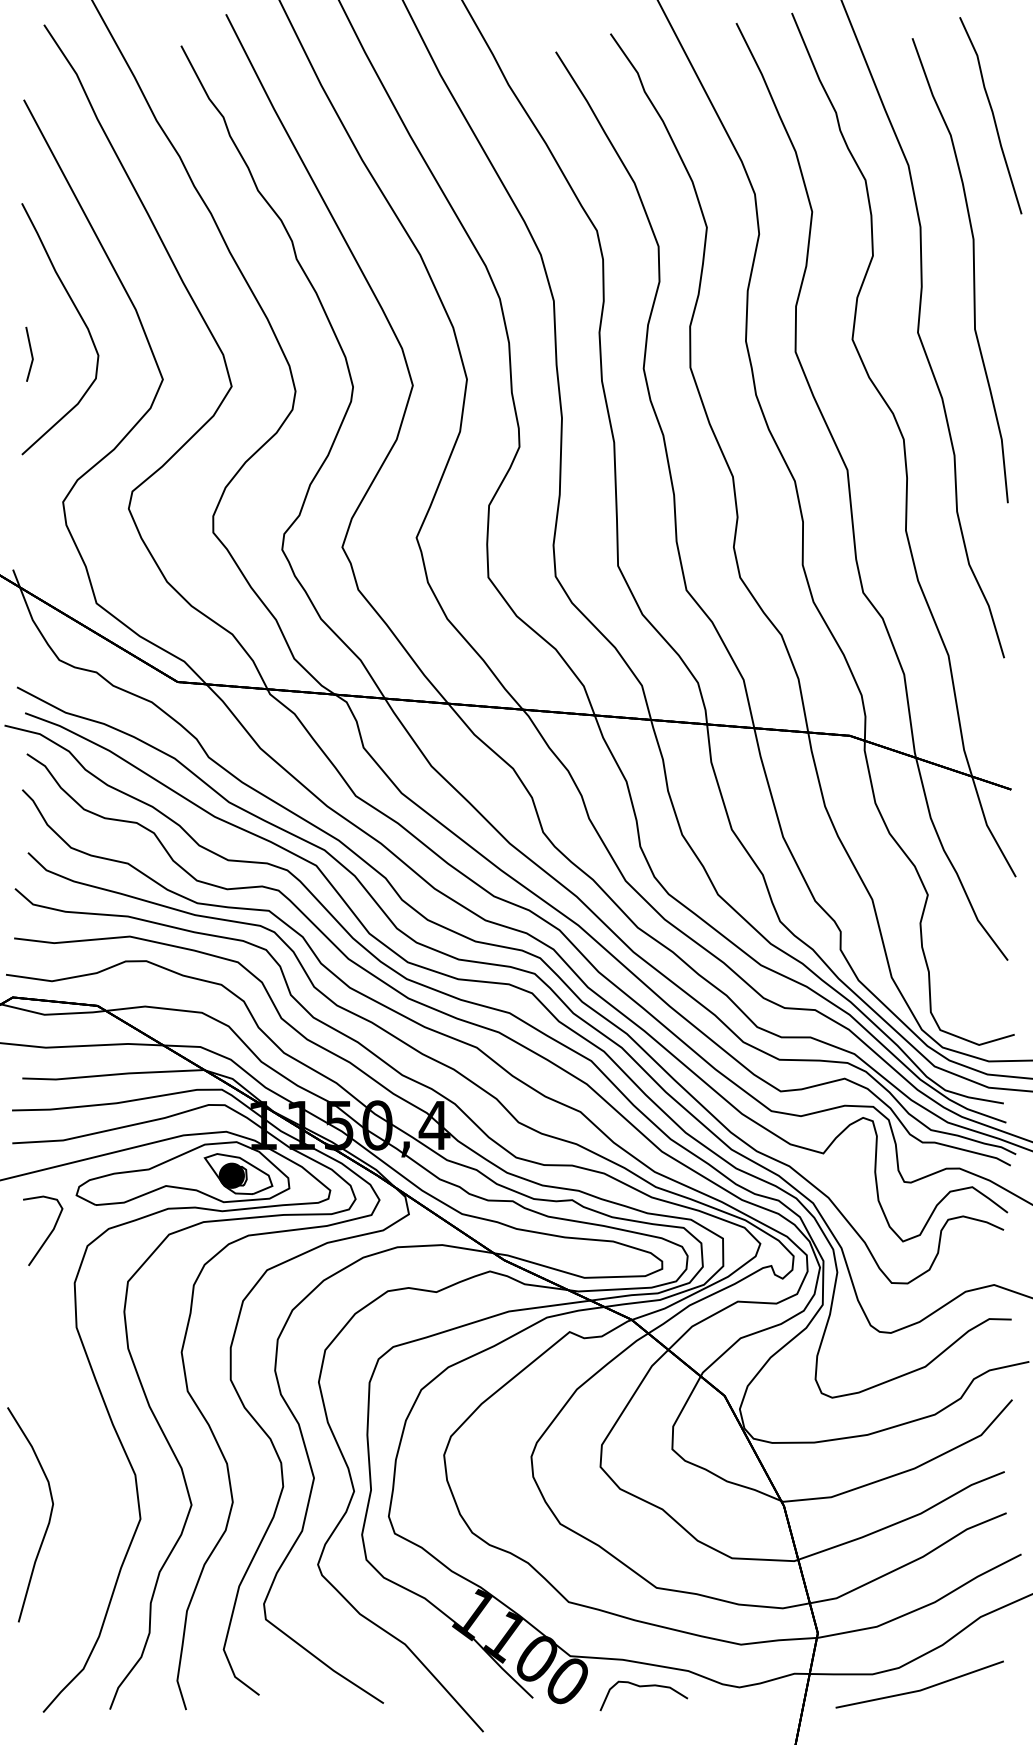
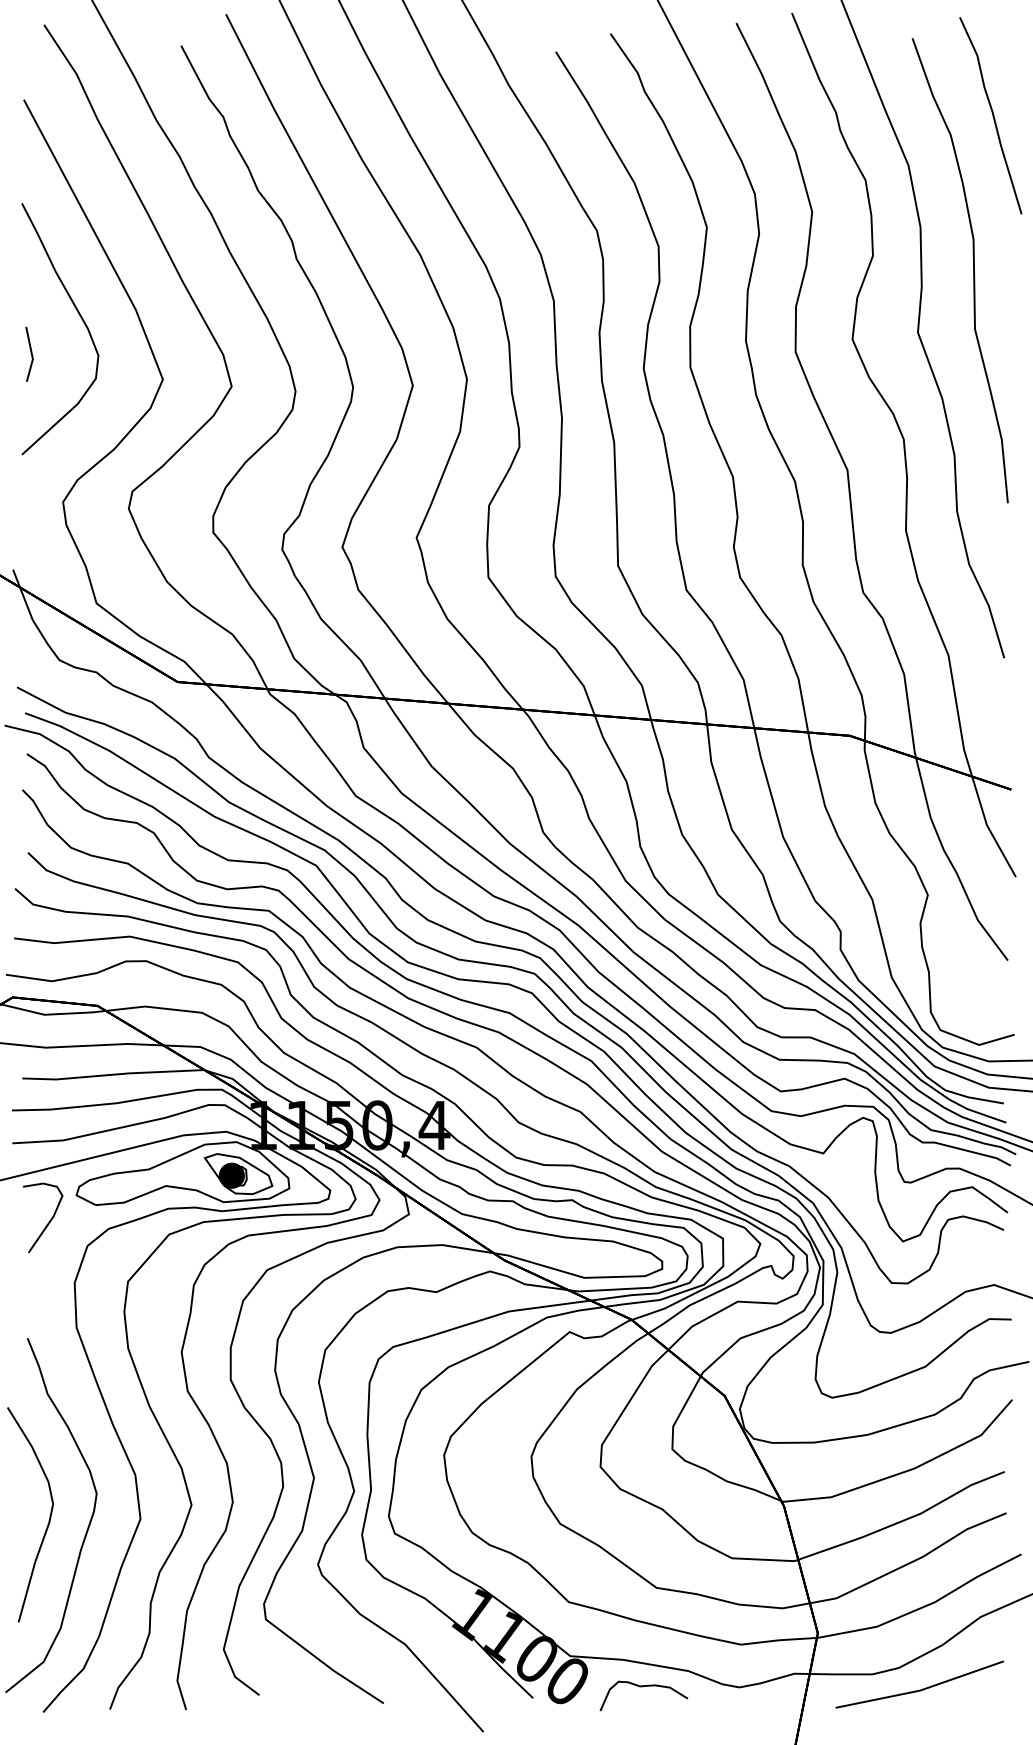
curve position: (49, 1233) -> (49, 1220) (49, 1220)
curve: none -> present (87, 1527)
